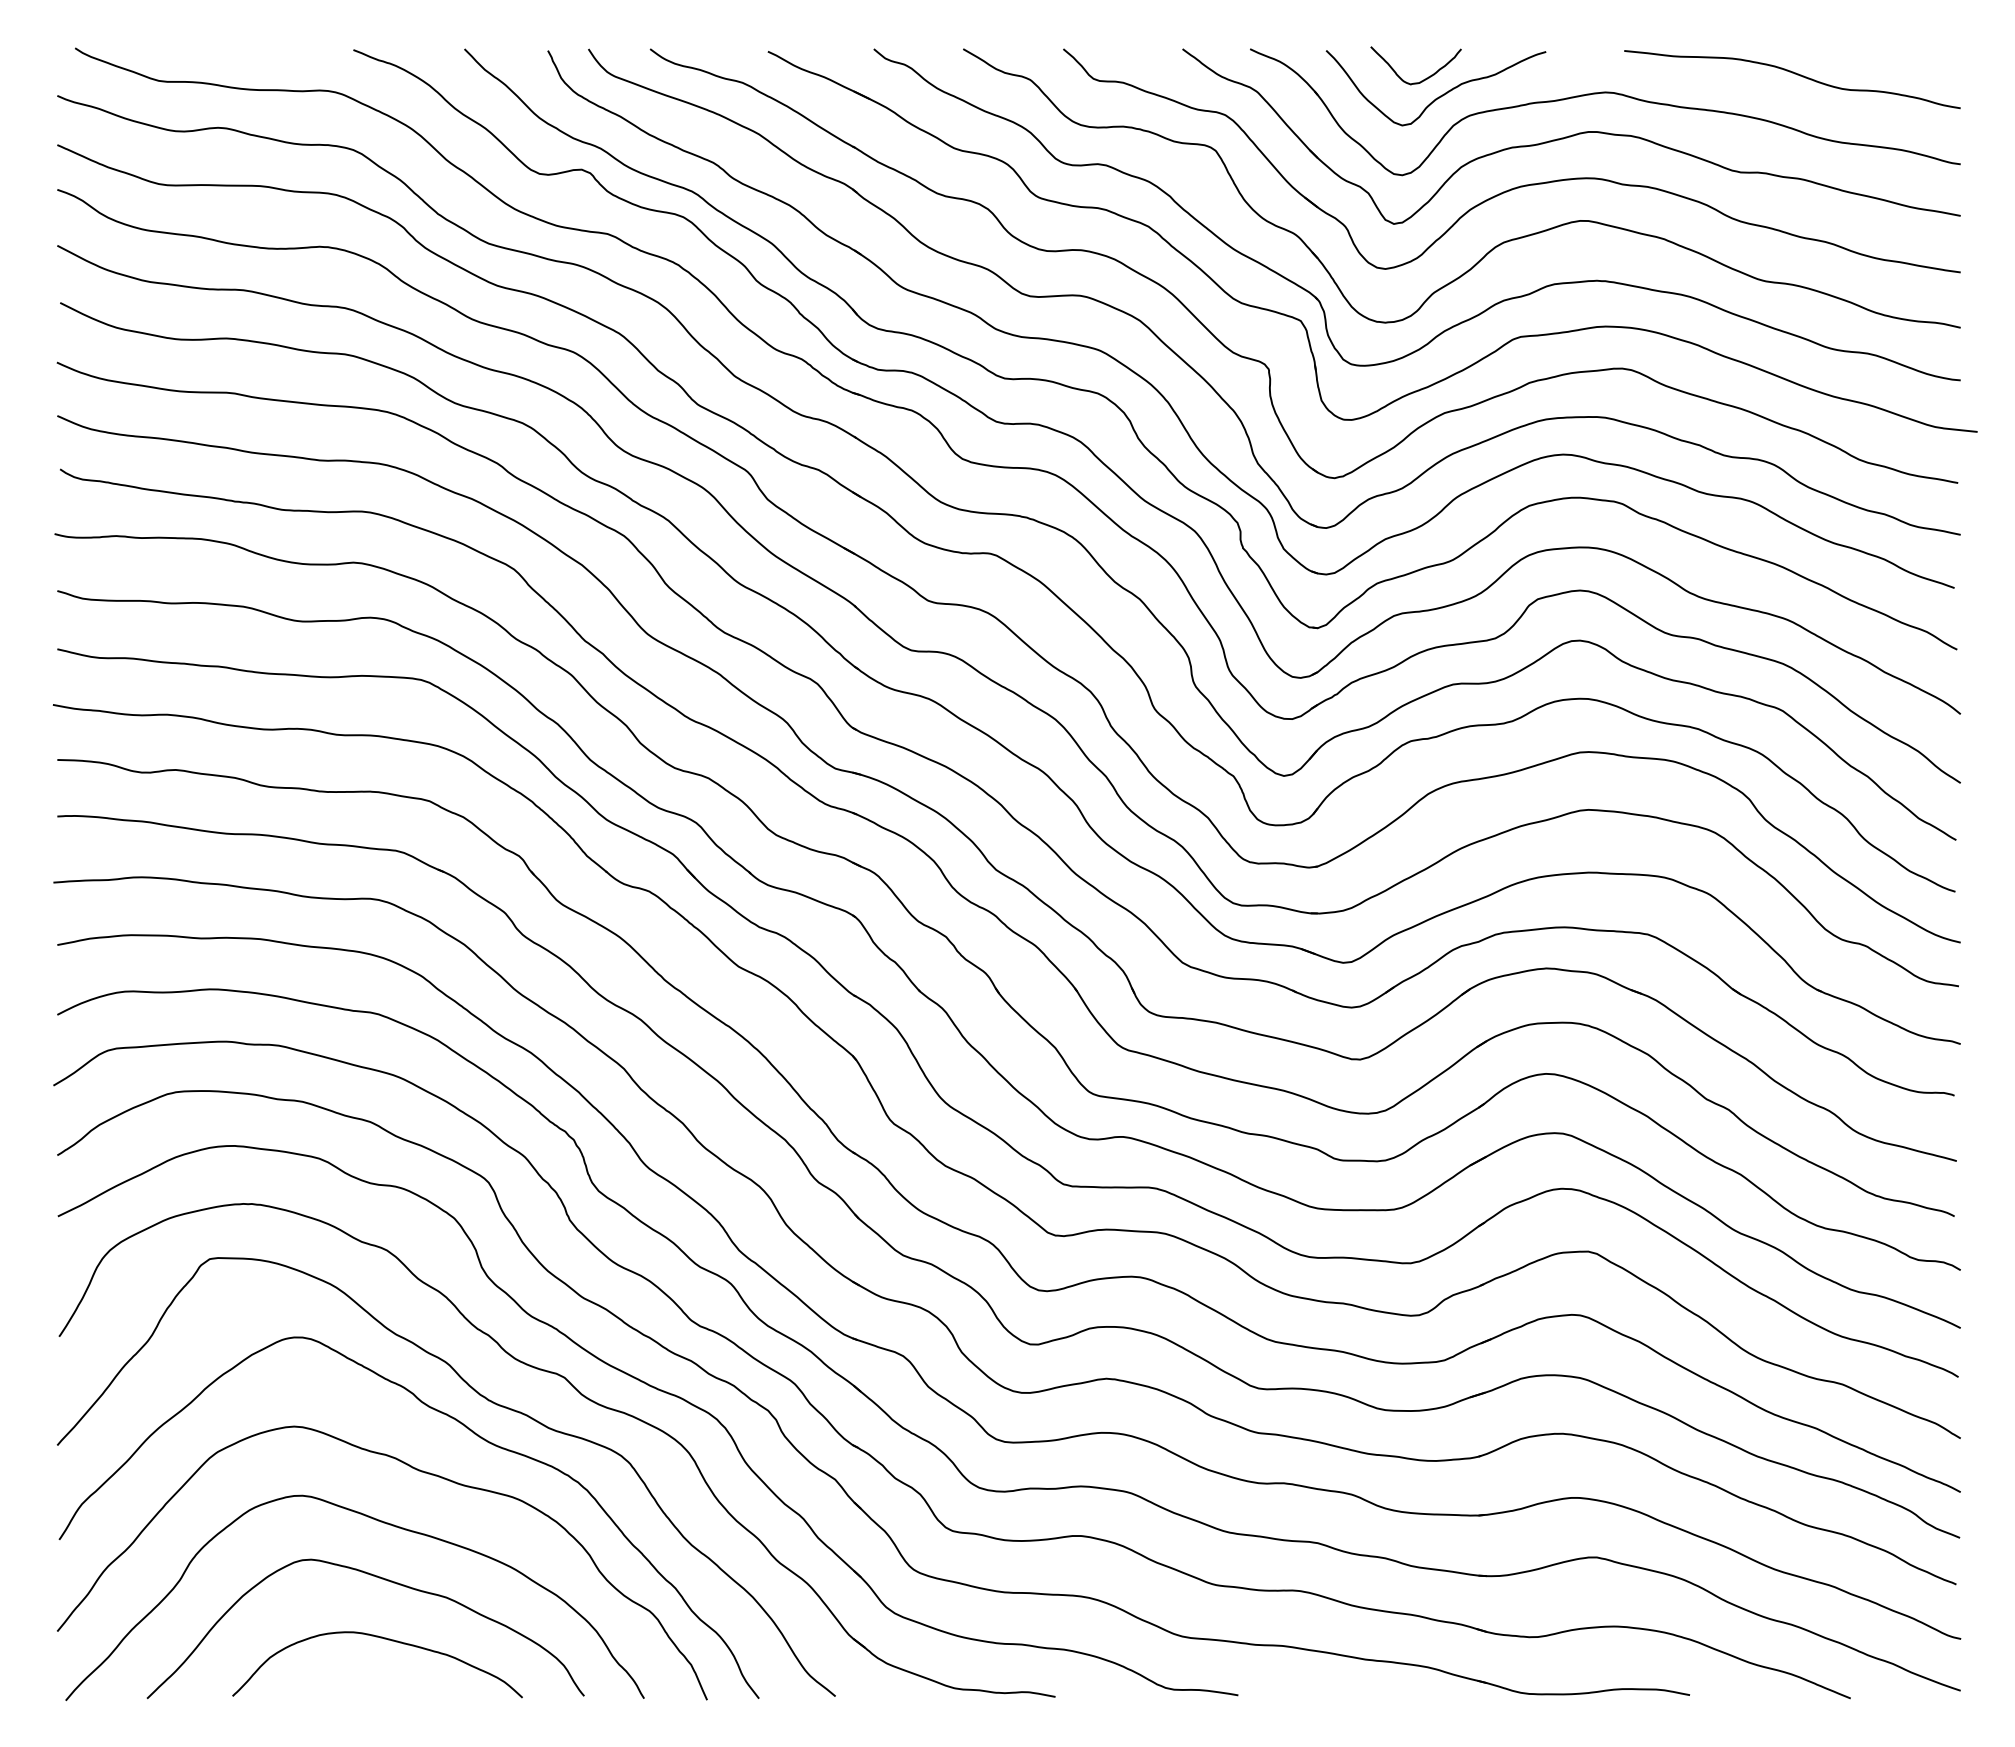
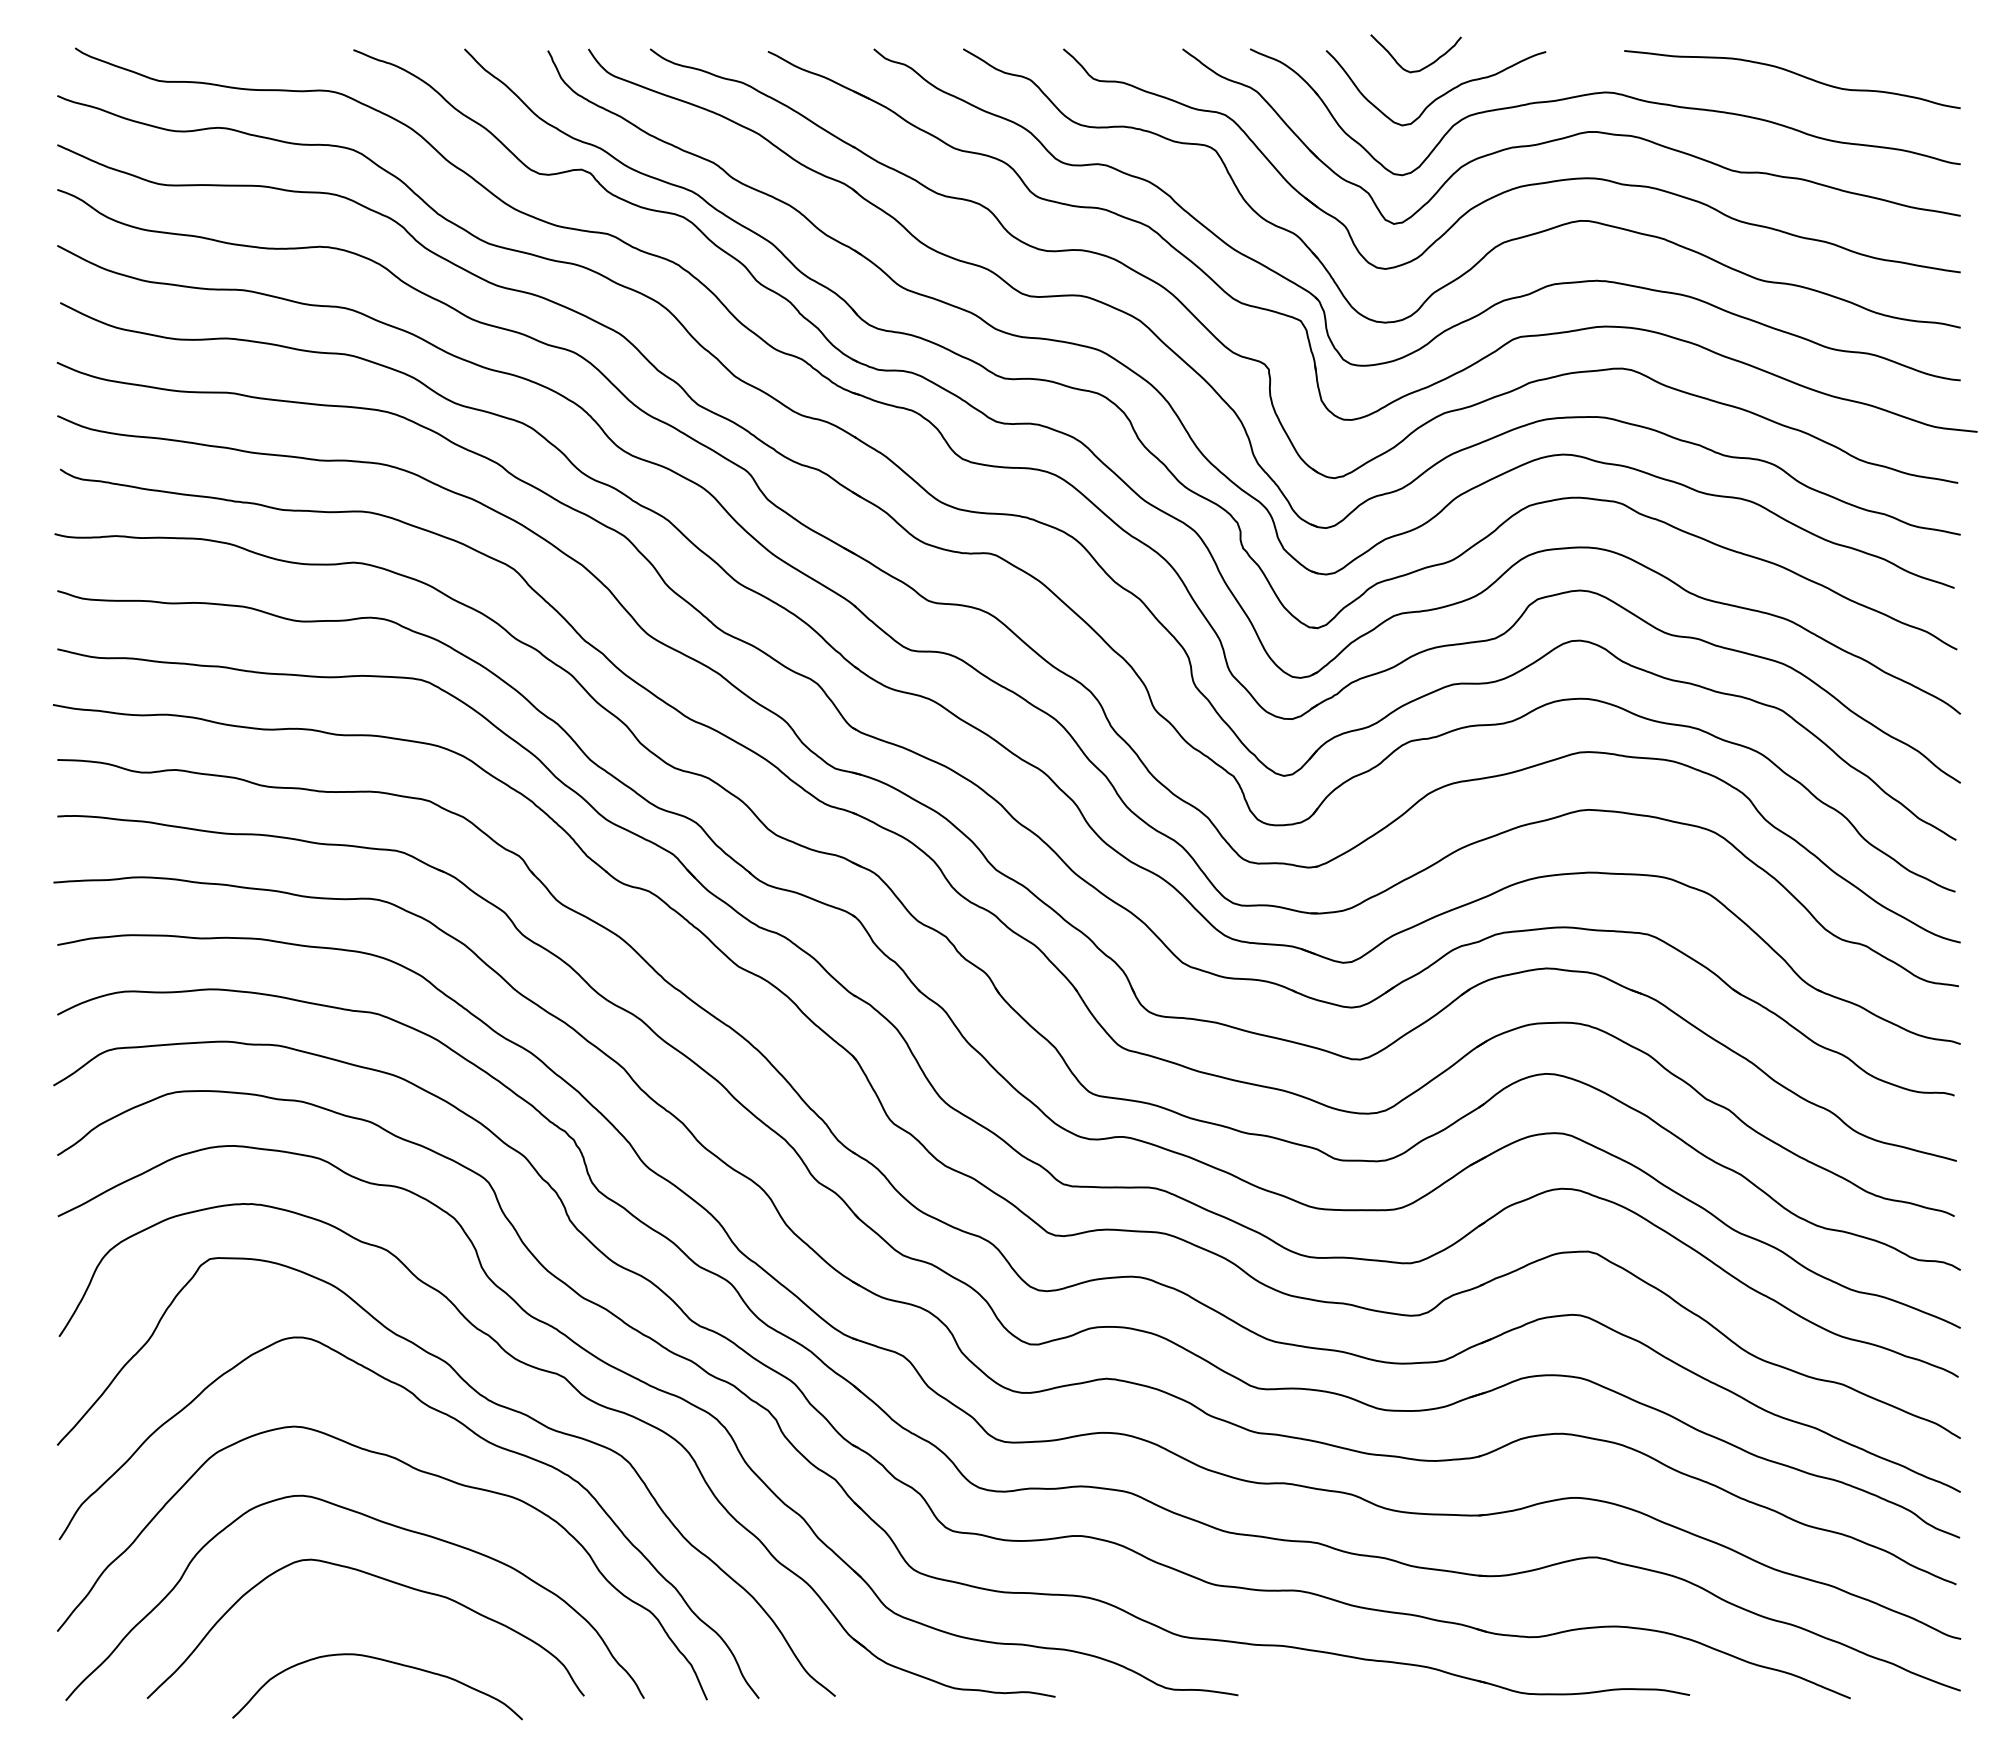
curve position: (1423, 79) -> (1423, 67) (1423, 67)
curve position: (384, 1639) -> (384, 1661) (384, 1661)
